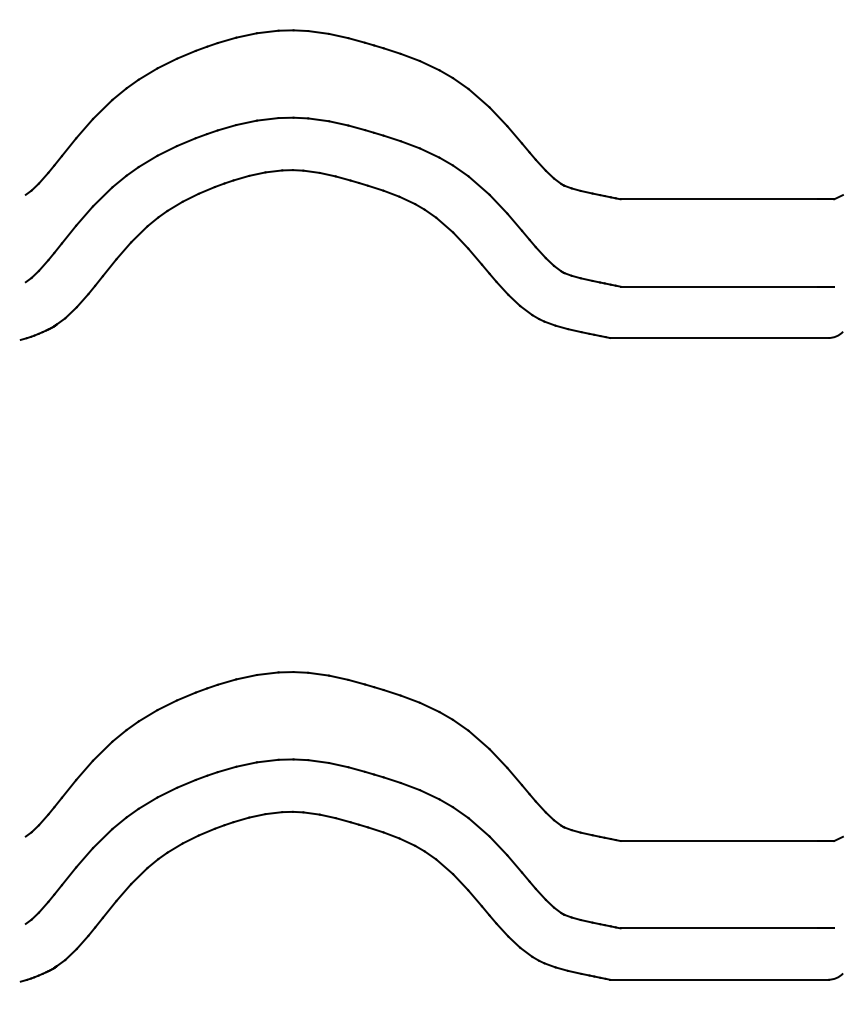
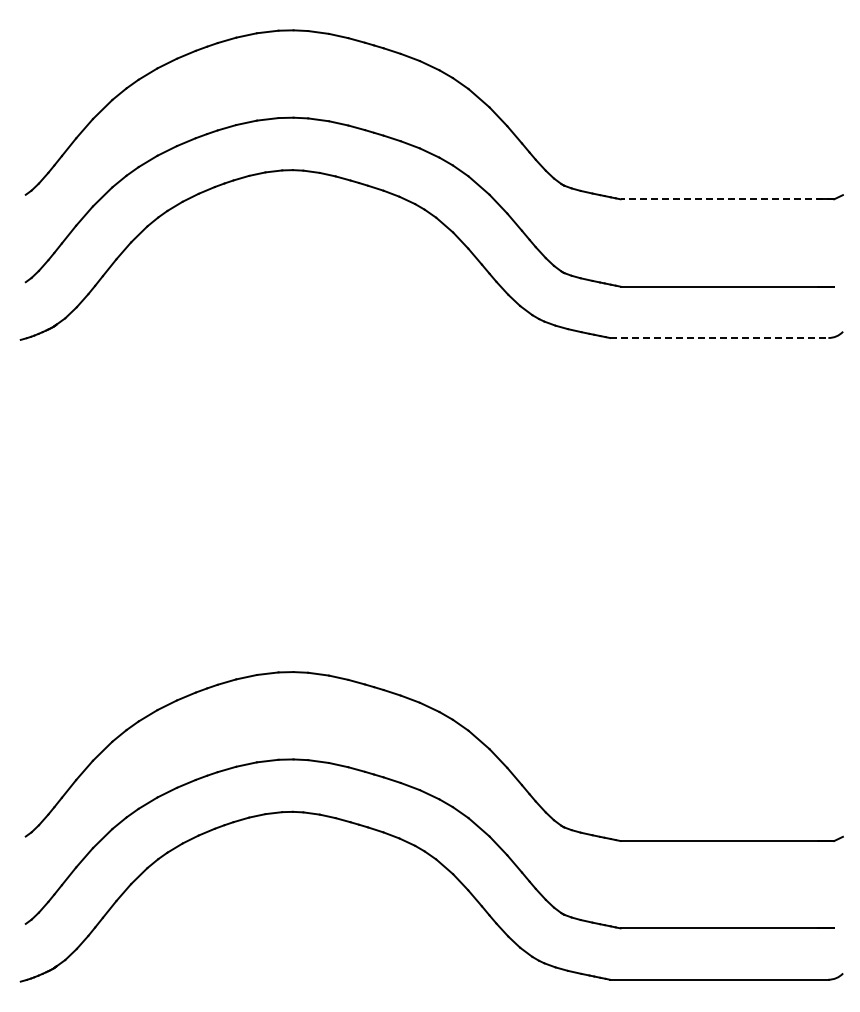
line: solid -> dashed (727, 199)
line: solid -> dashed (720, 338)
